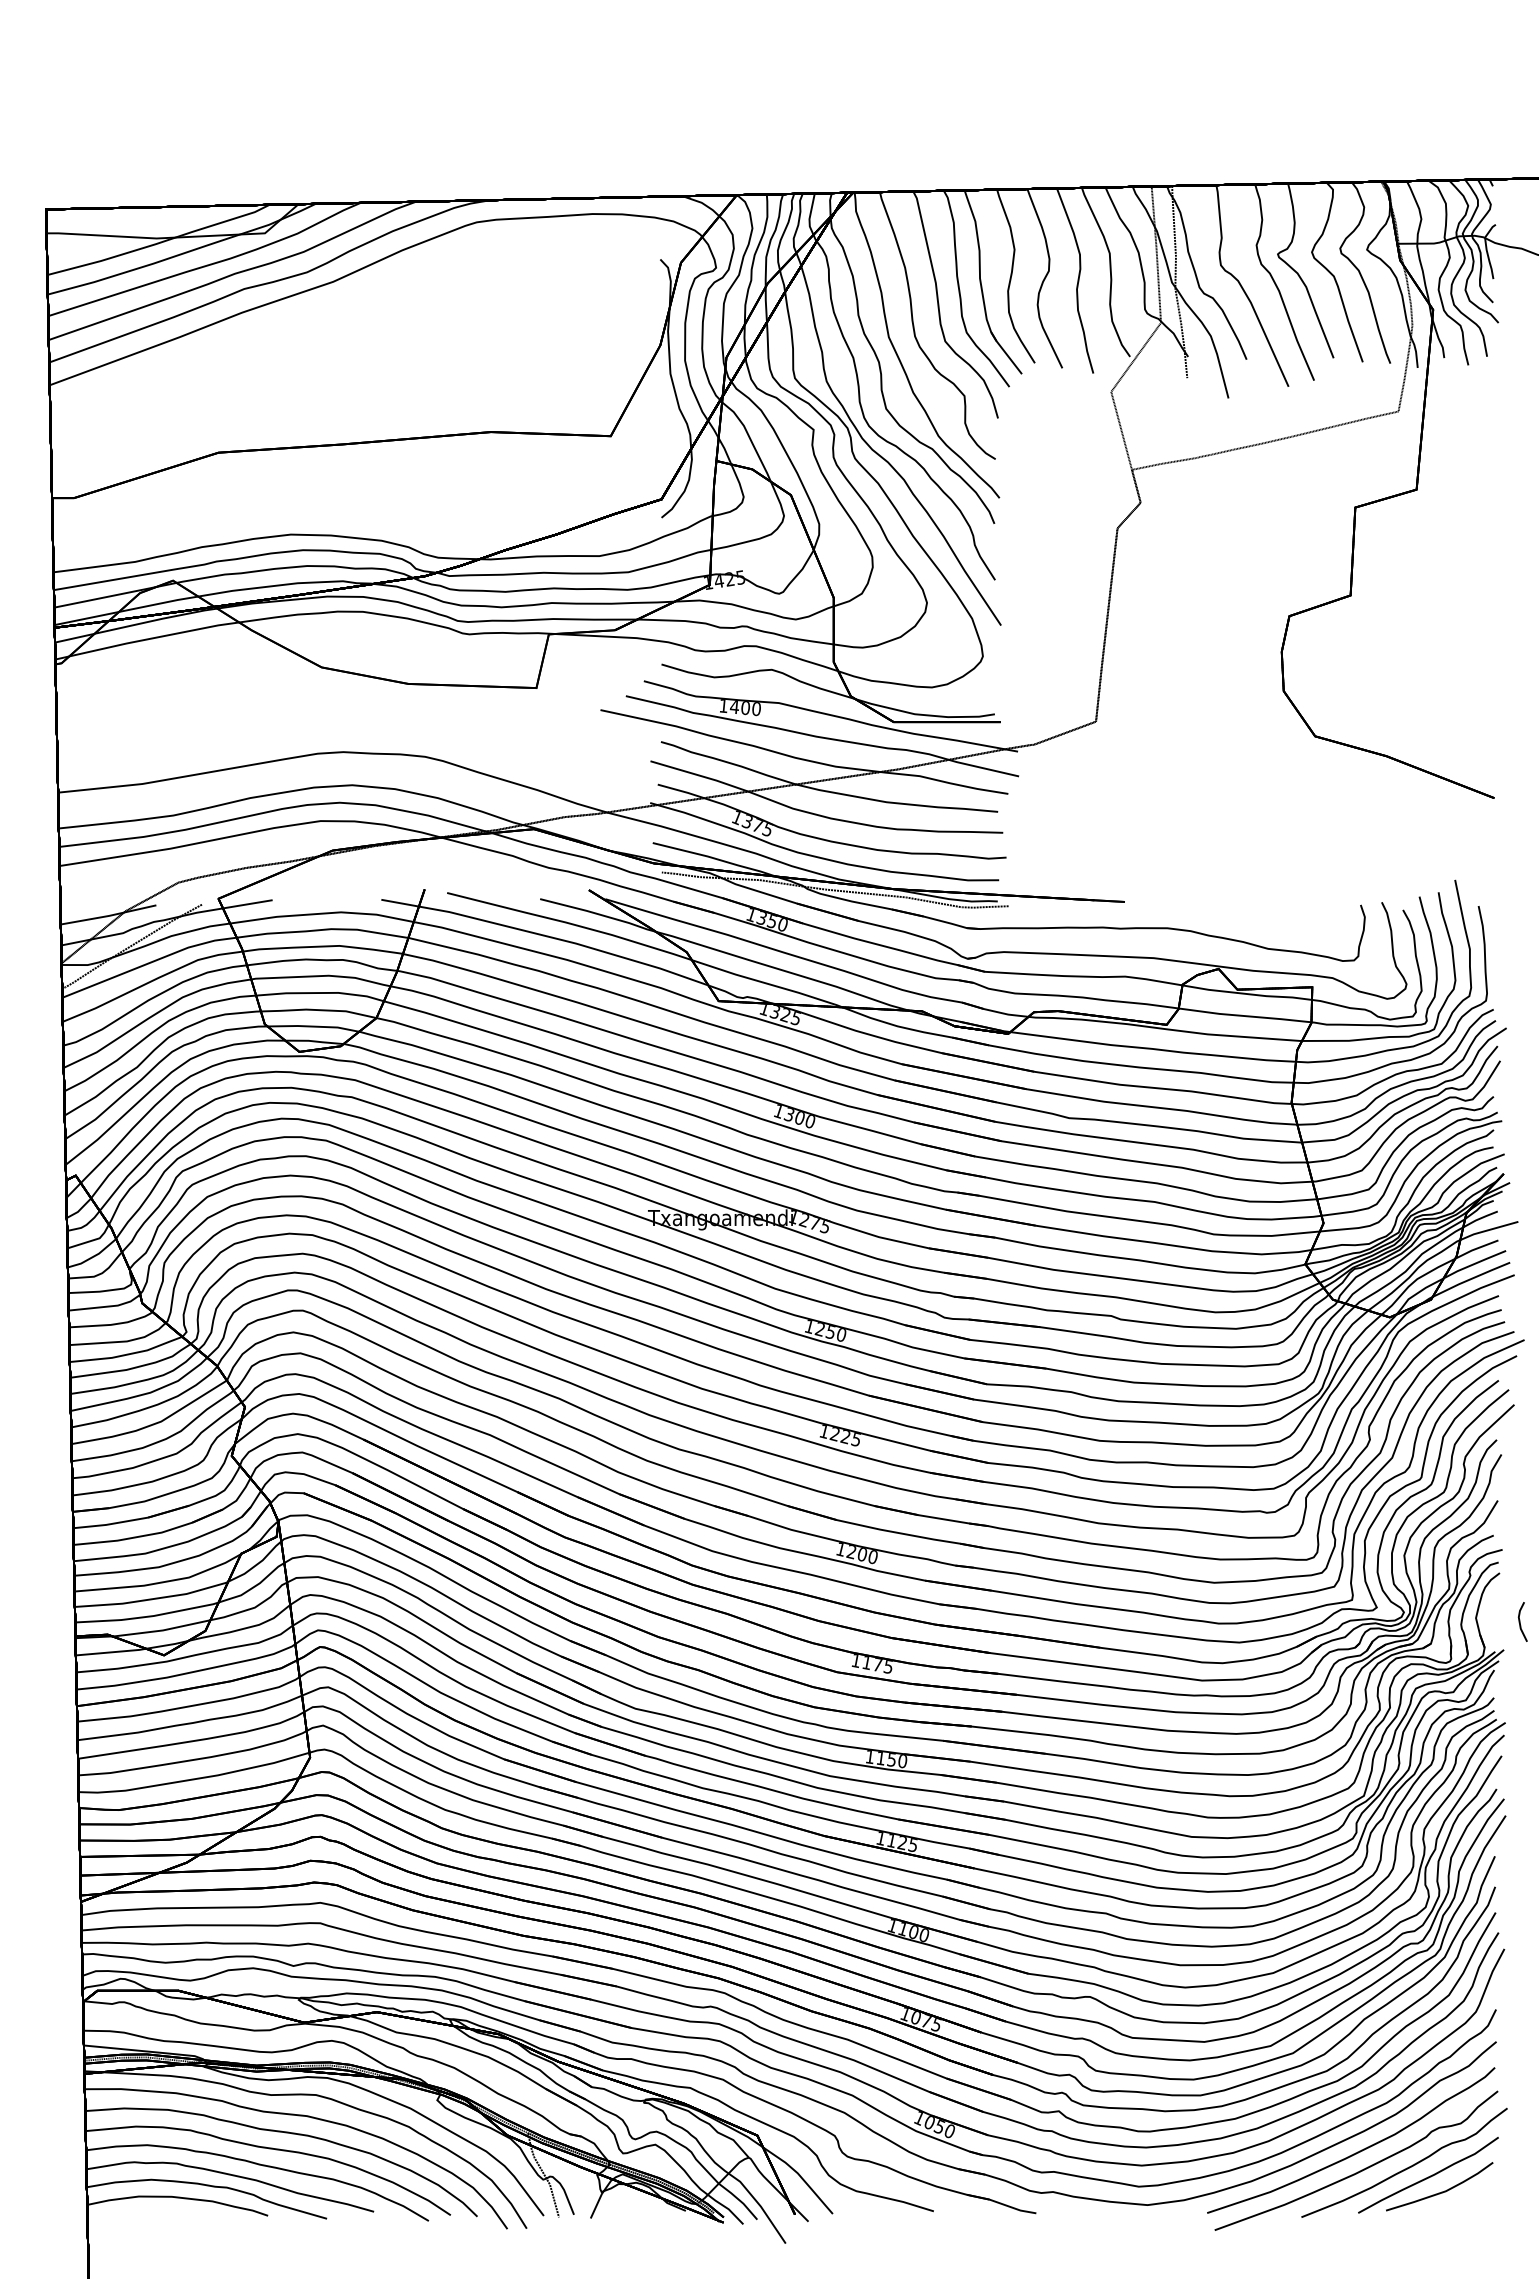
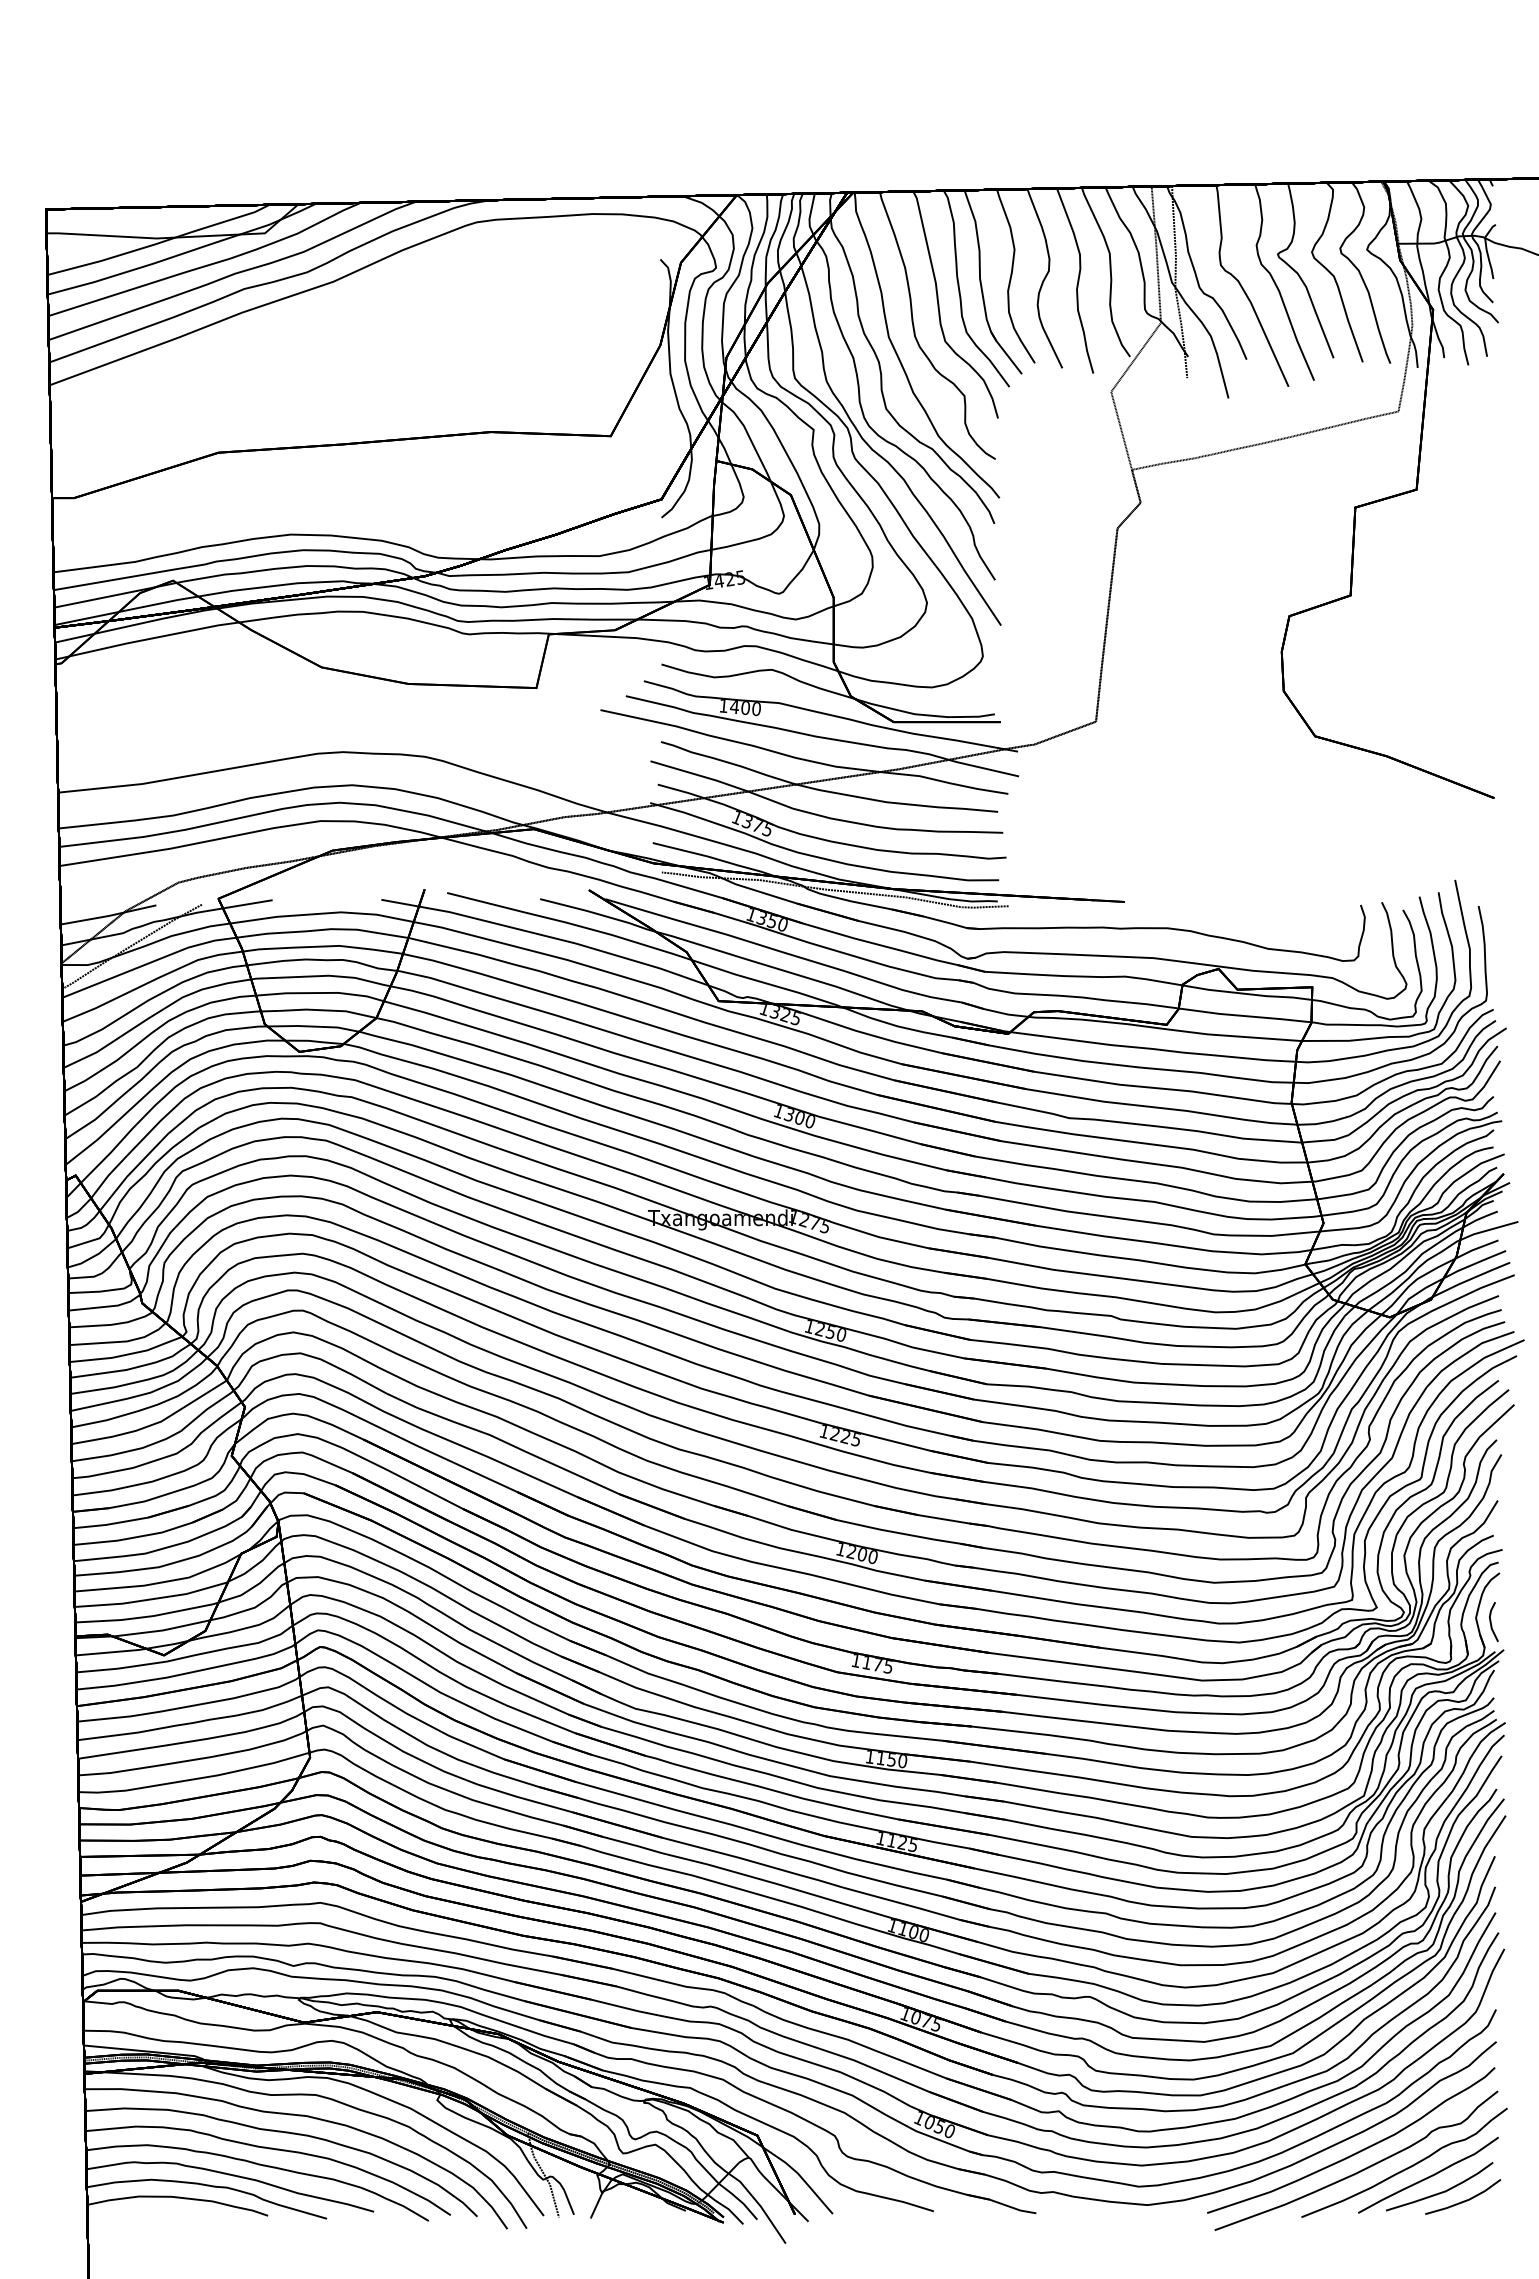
part position: (1522, 1621) -> (1493, 1621) (1493, 1621)
line: none -> present (1463, 2200)
